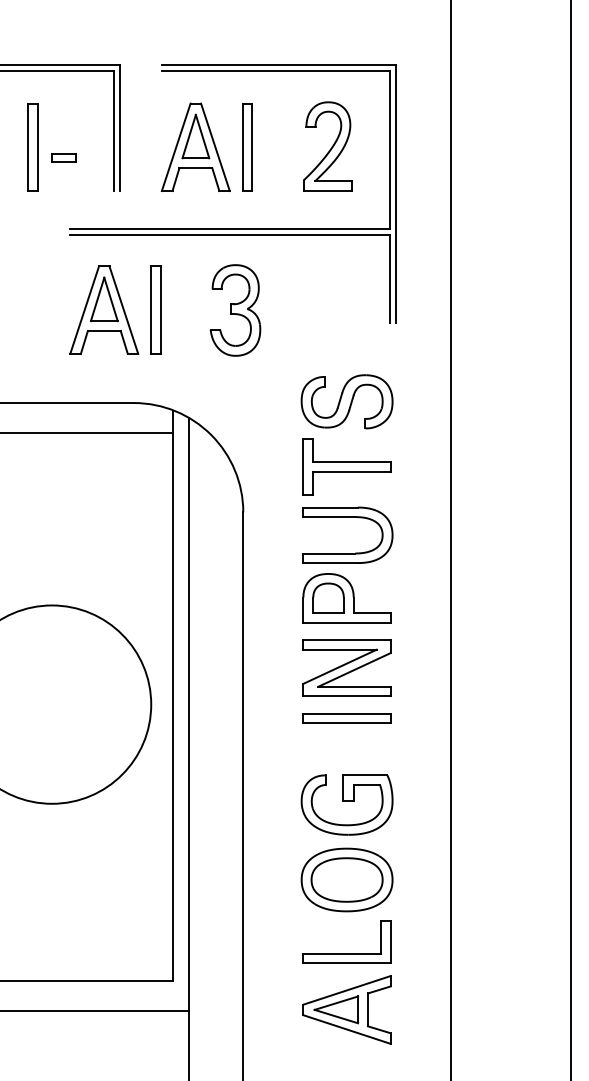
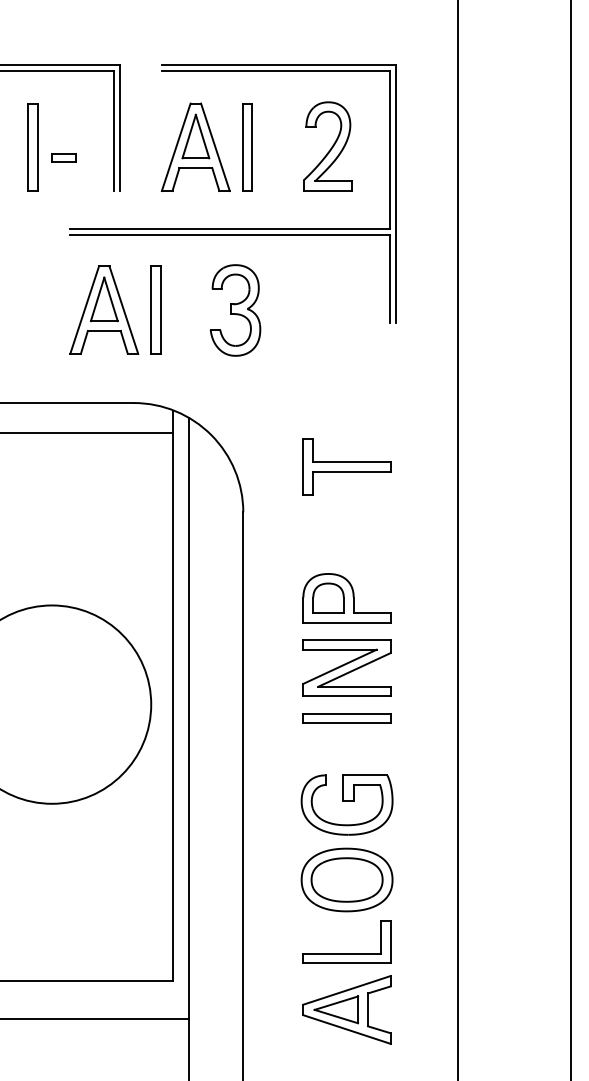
part: present -> none (346, 401)
part: present -> none (347, 517)
line position: (450, 539) -> (457, 539) (457, 539)
line position: (95, 1010) -> (95, 1018) (95, 1018)
